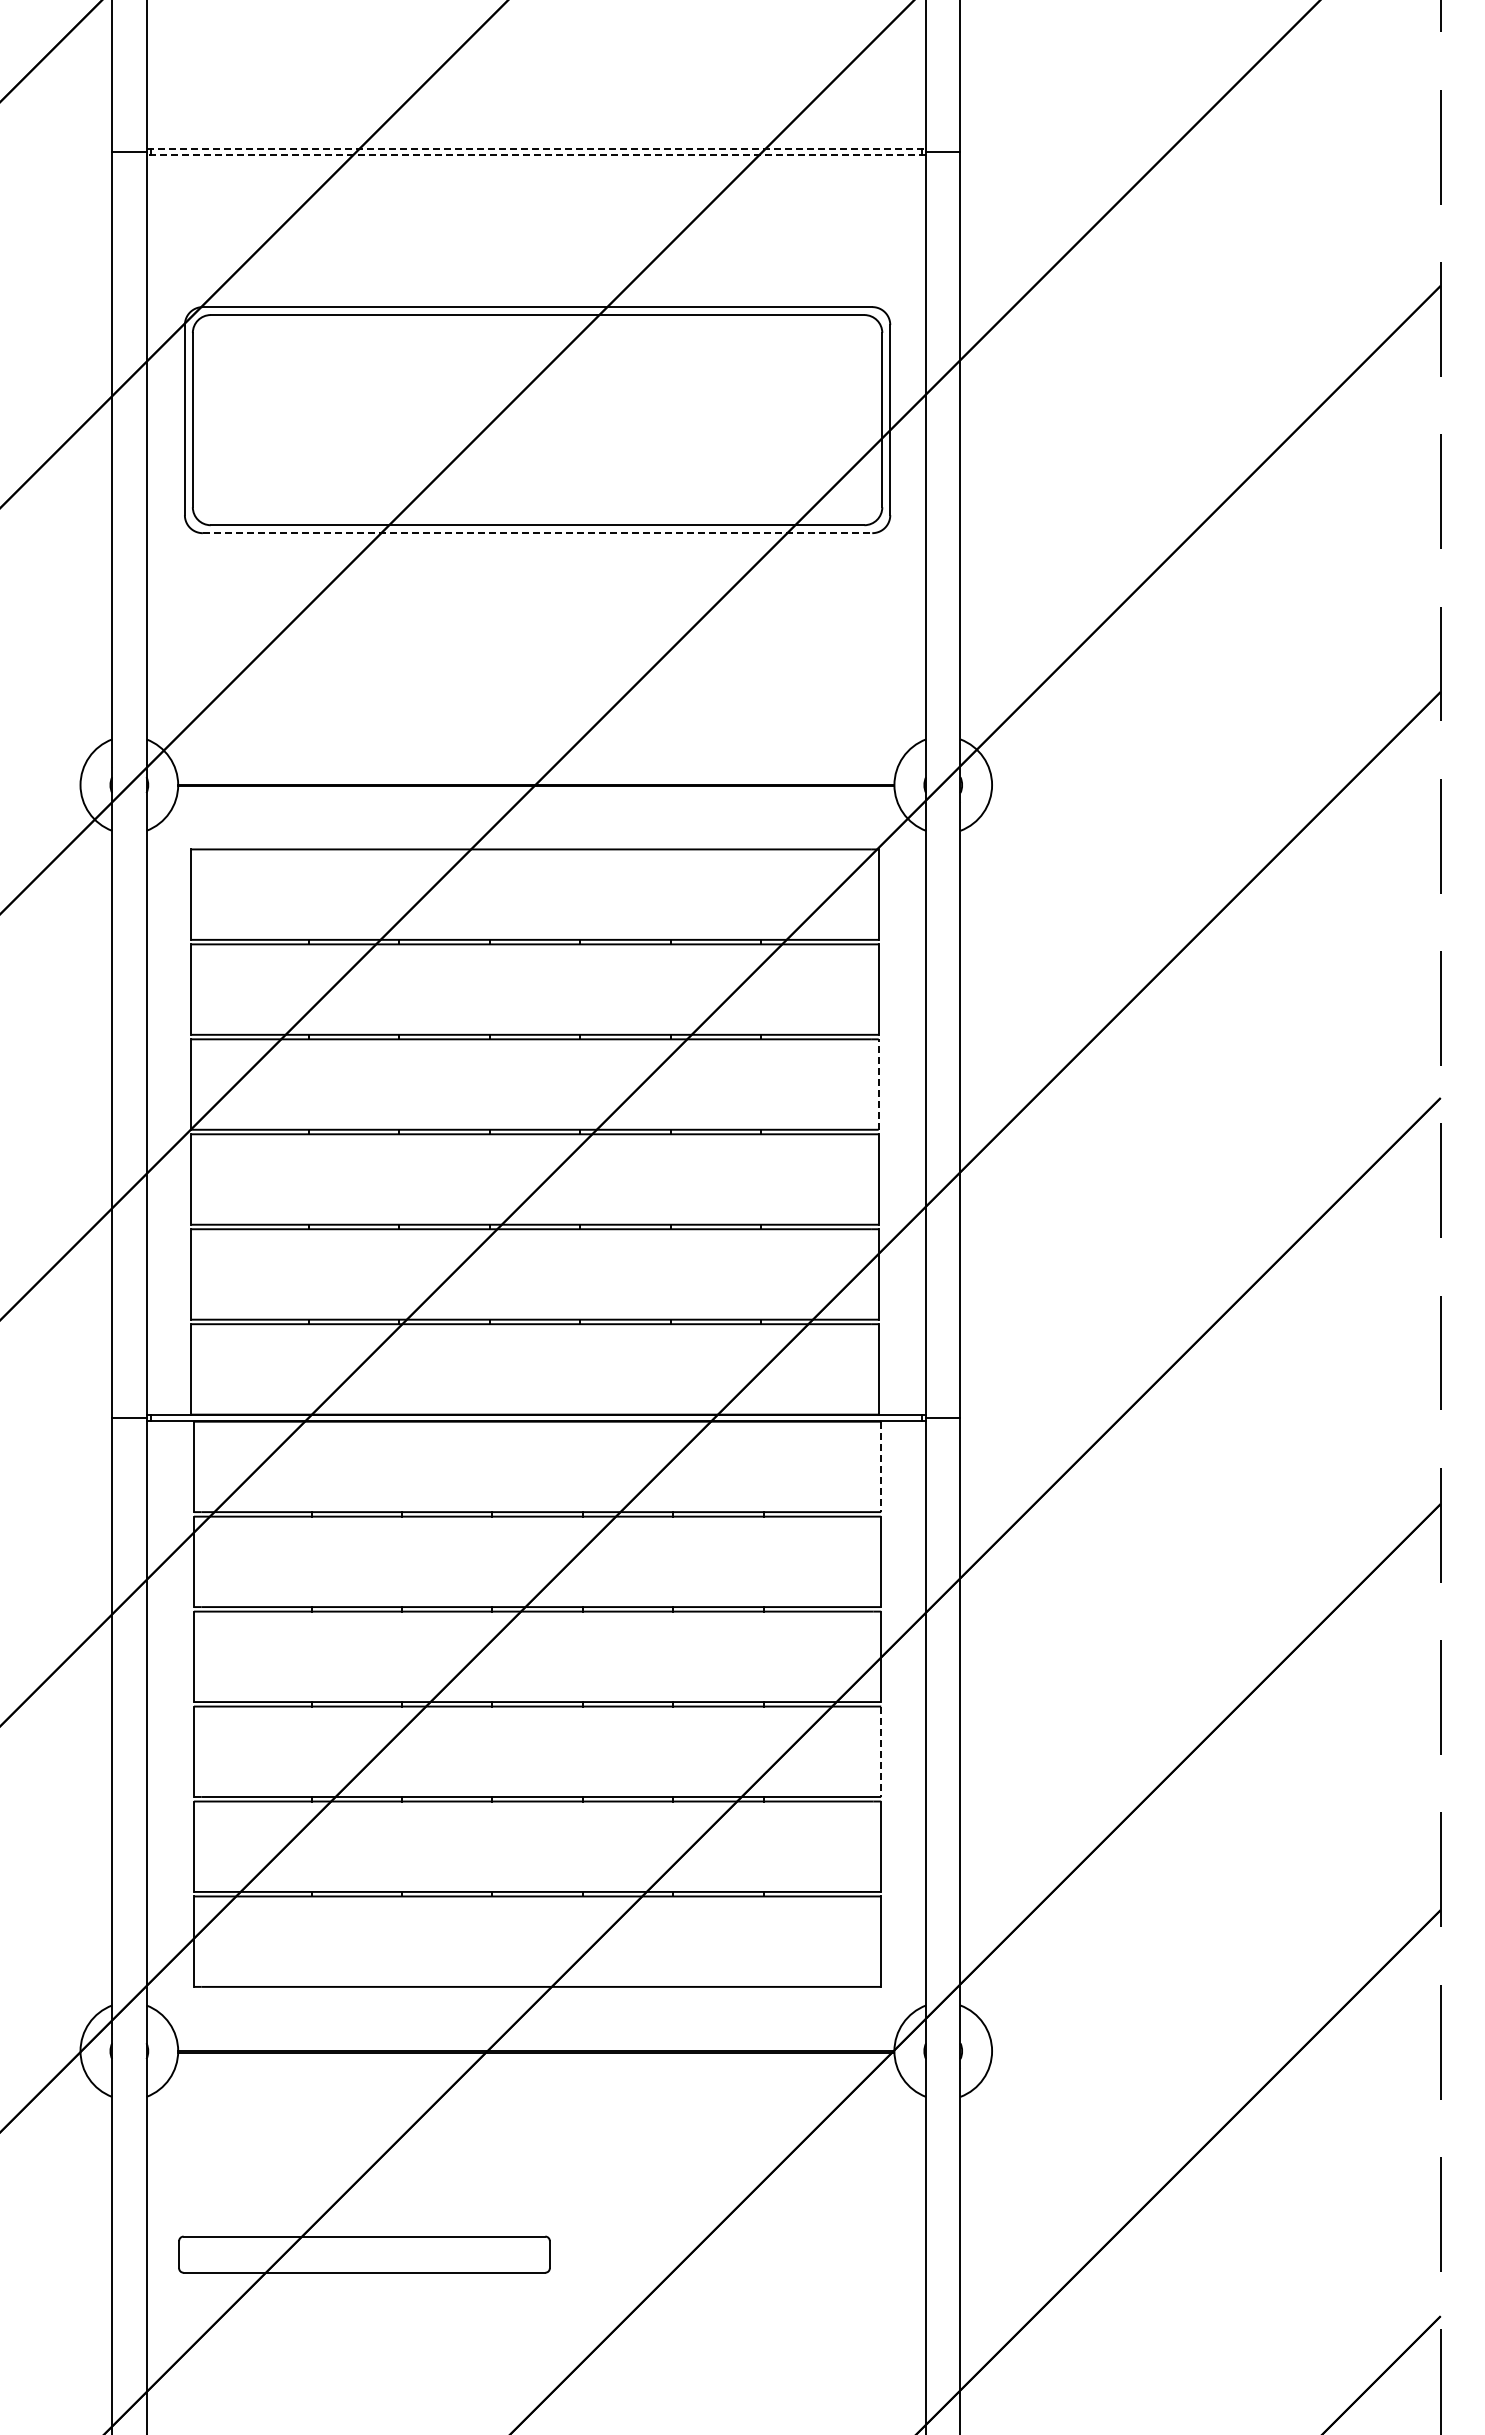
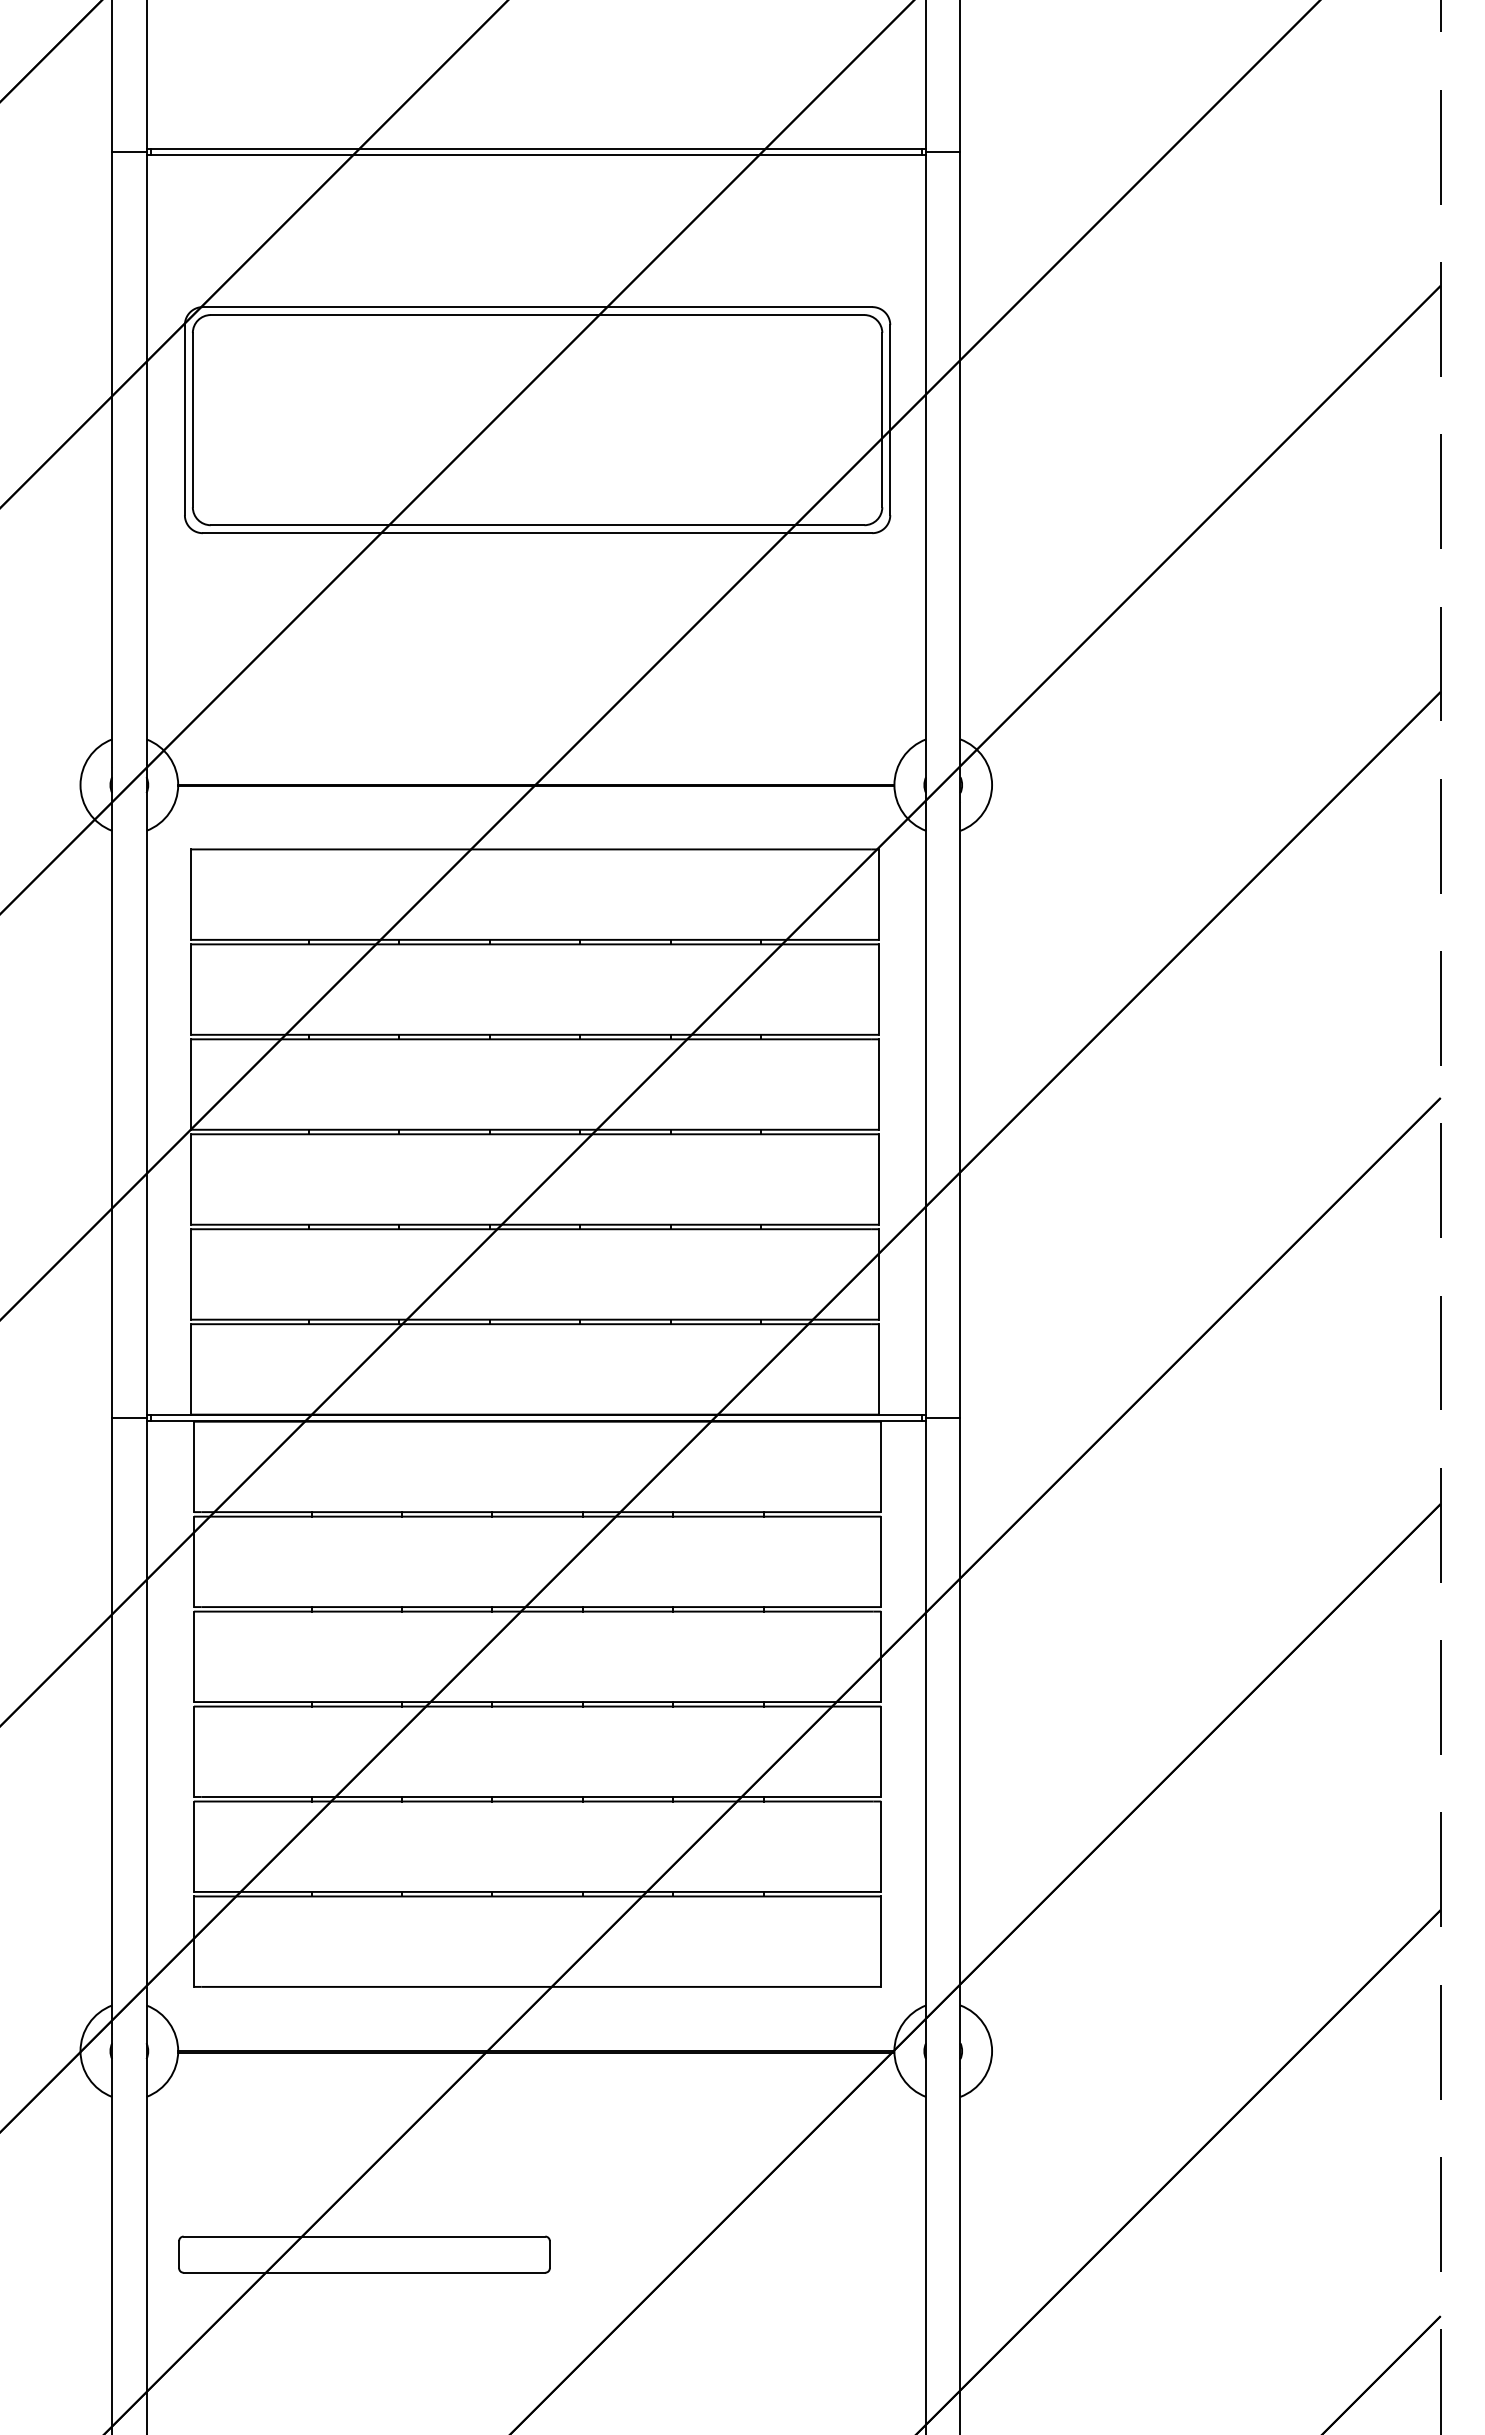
line: dashed -> solid (536, 149)
line: dashed -> solid (536, 155)
line: dashed -> solid (537, 533)
line: dashed -> solid (878, 1084)
line: dashed -> solid (881, 1467)
line: dashed -> solid (881, 1752)
